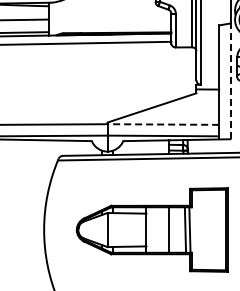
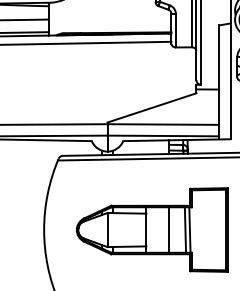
line: dashed -> solid (230, 81)
line: dashed -> solid (163, 124)
